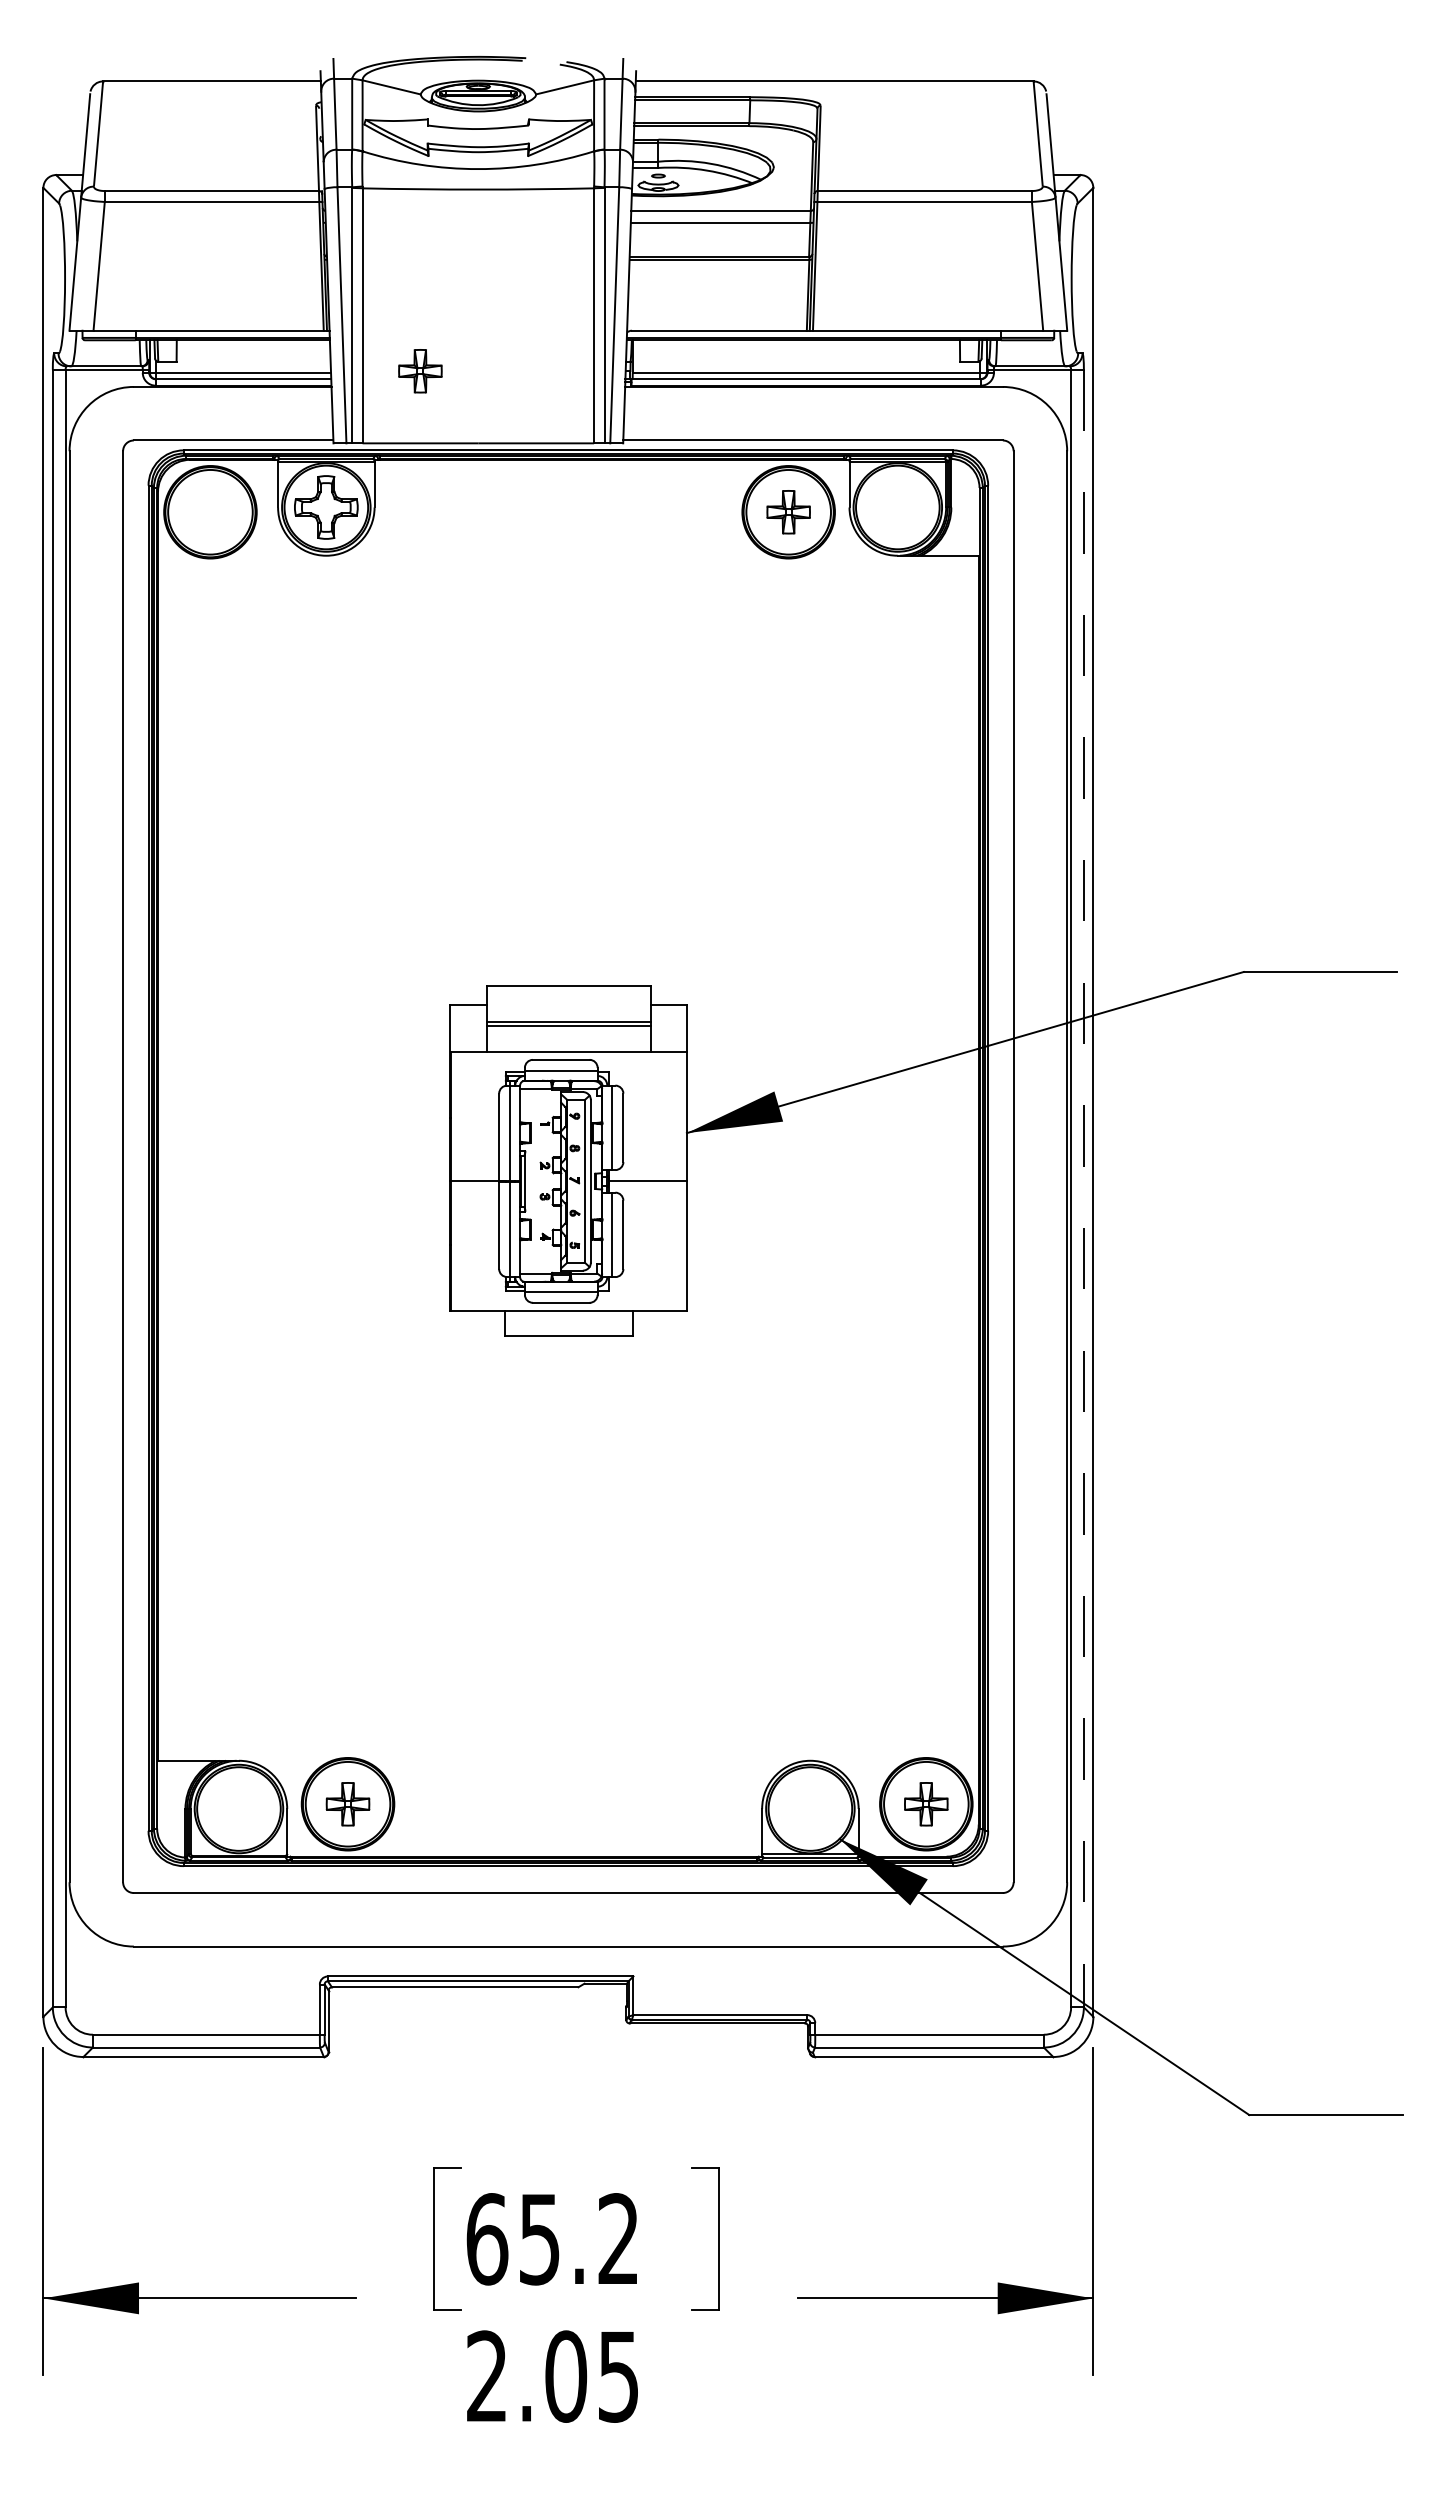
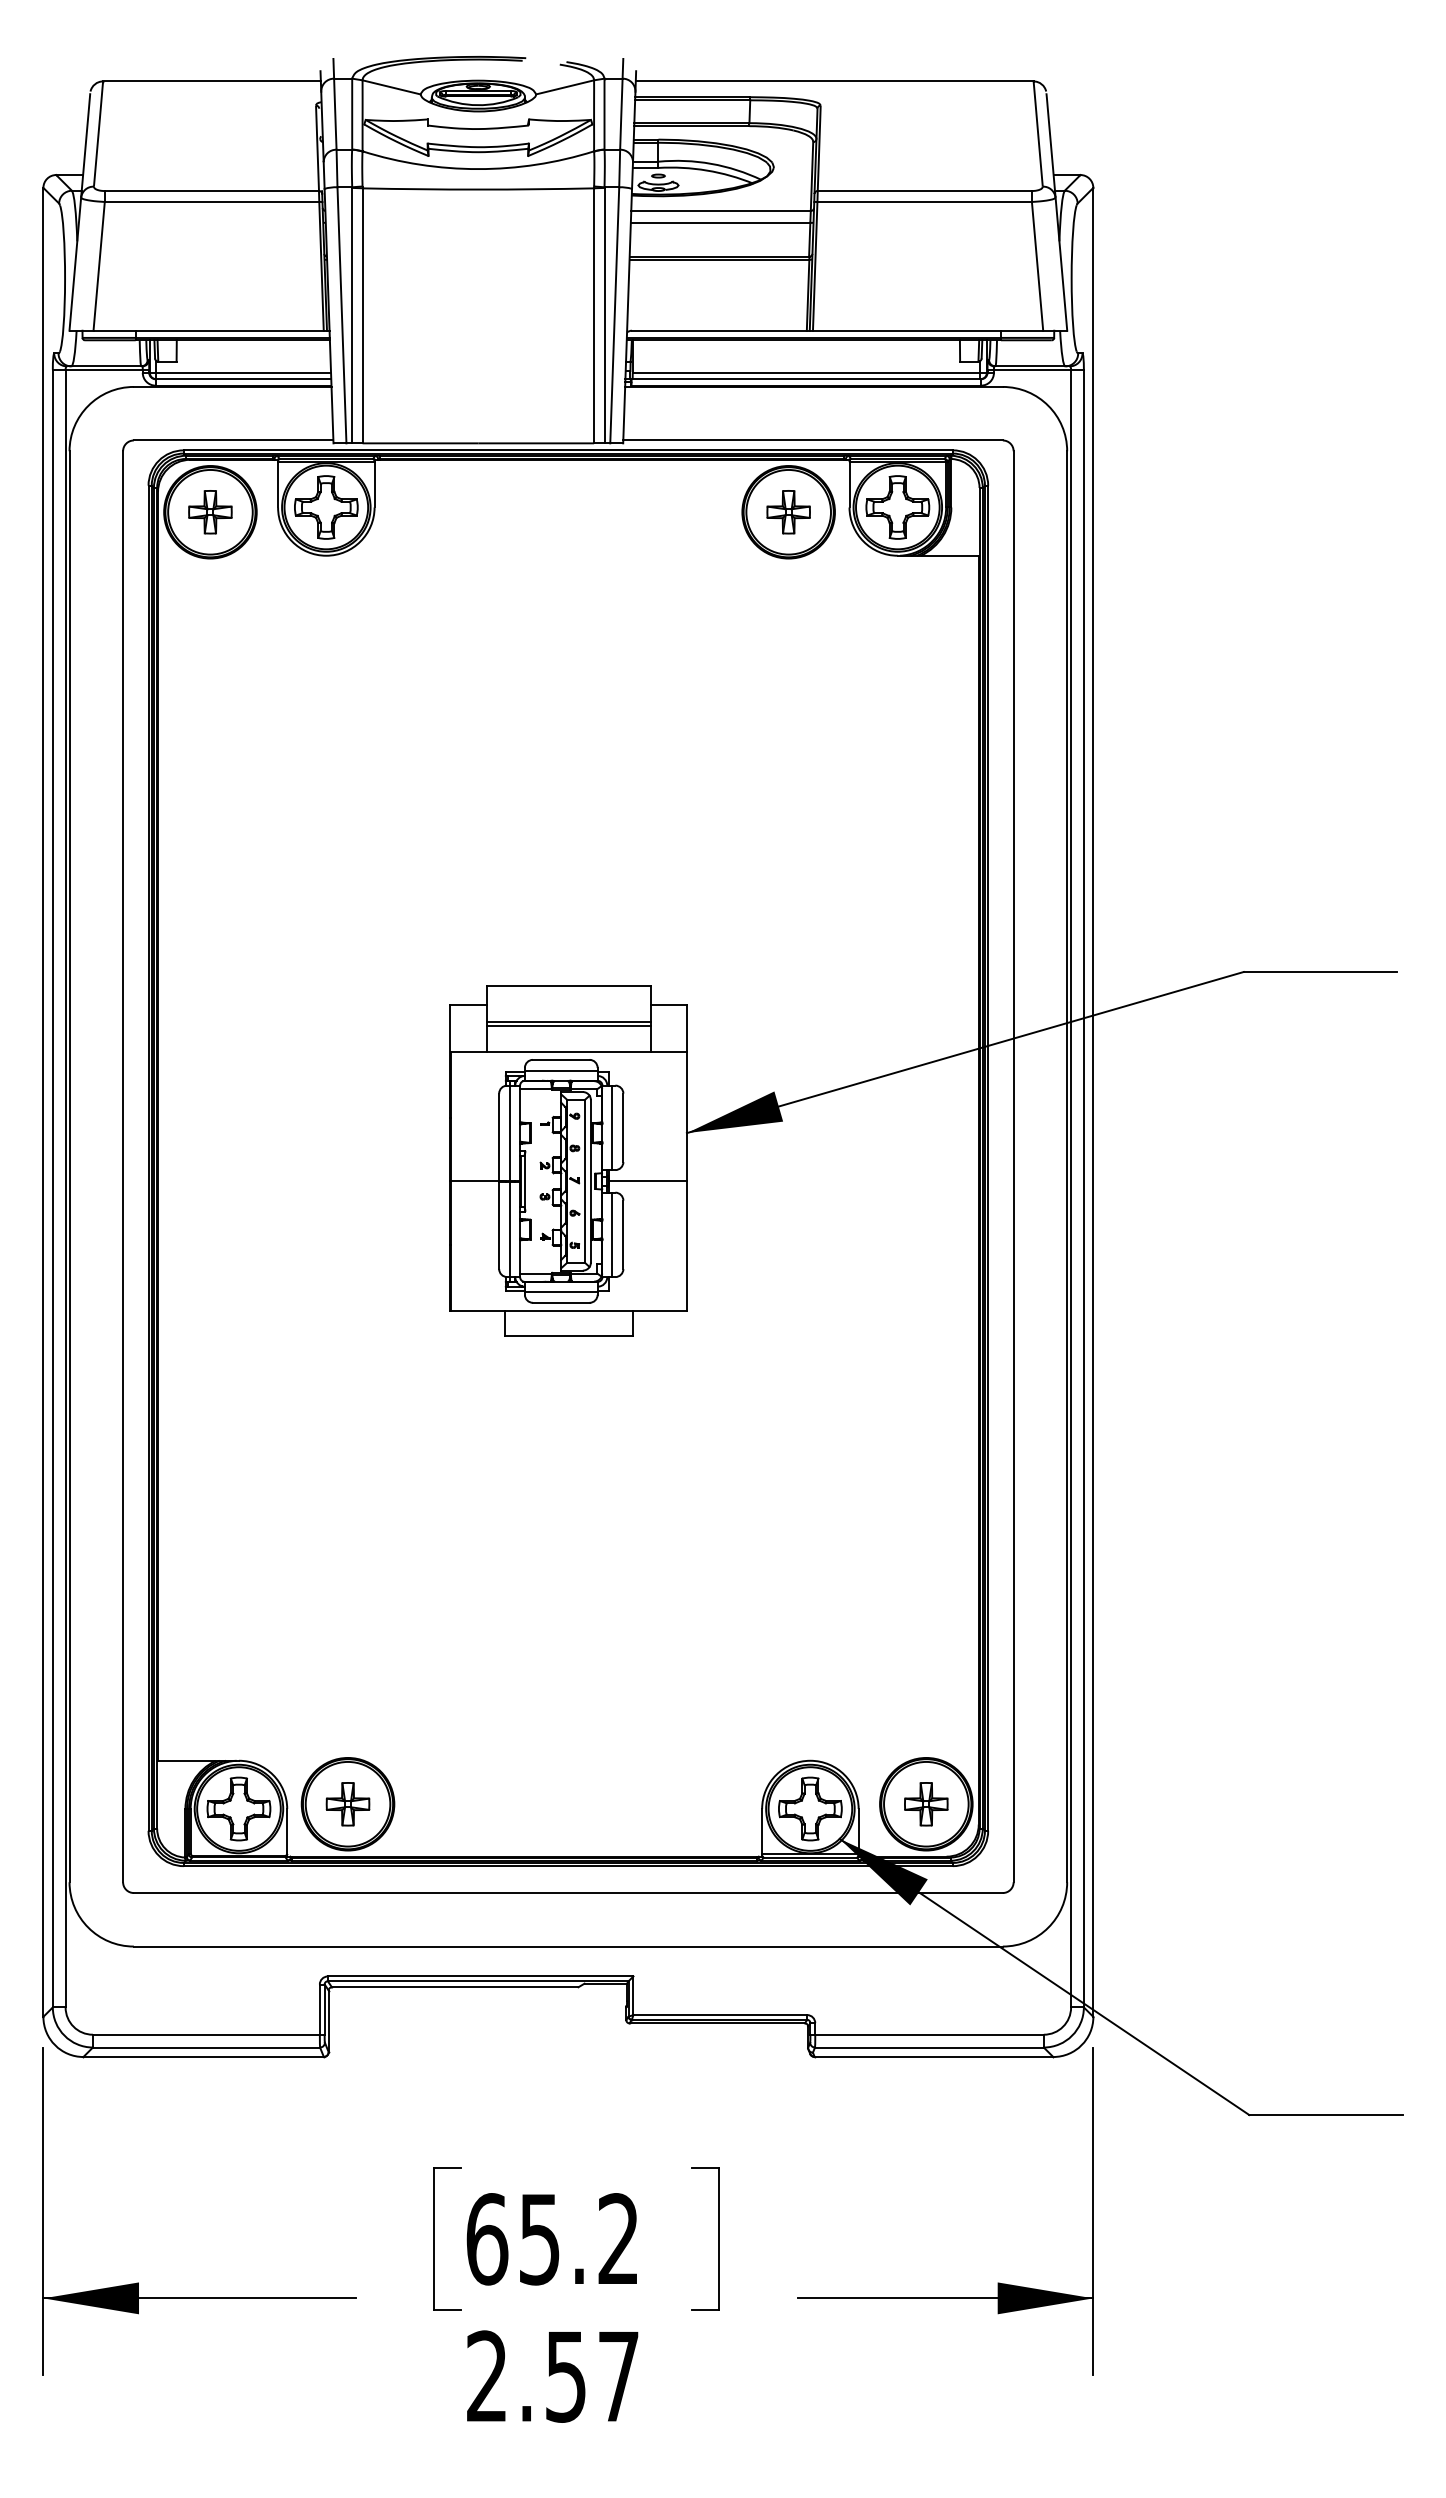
part position: (420, 371) -> (210, 512) (210, 512)
part: none -> present (897, 507)
line: dashed -> solid (1083, 1188)
part: none -> present (238, 1808)
part: none -> present (810, 1808)
text: 2.05 -> 2.57 (591, 2376)
